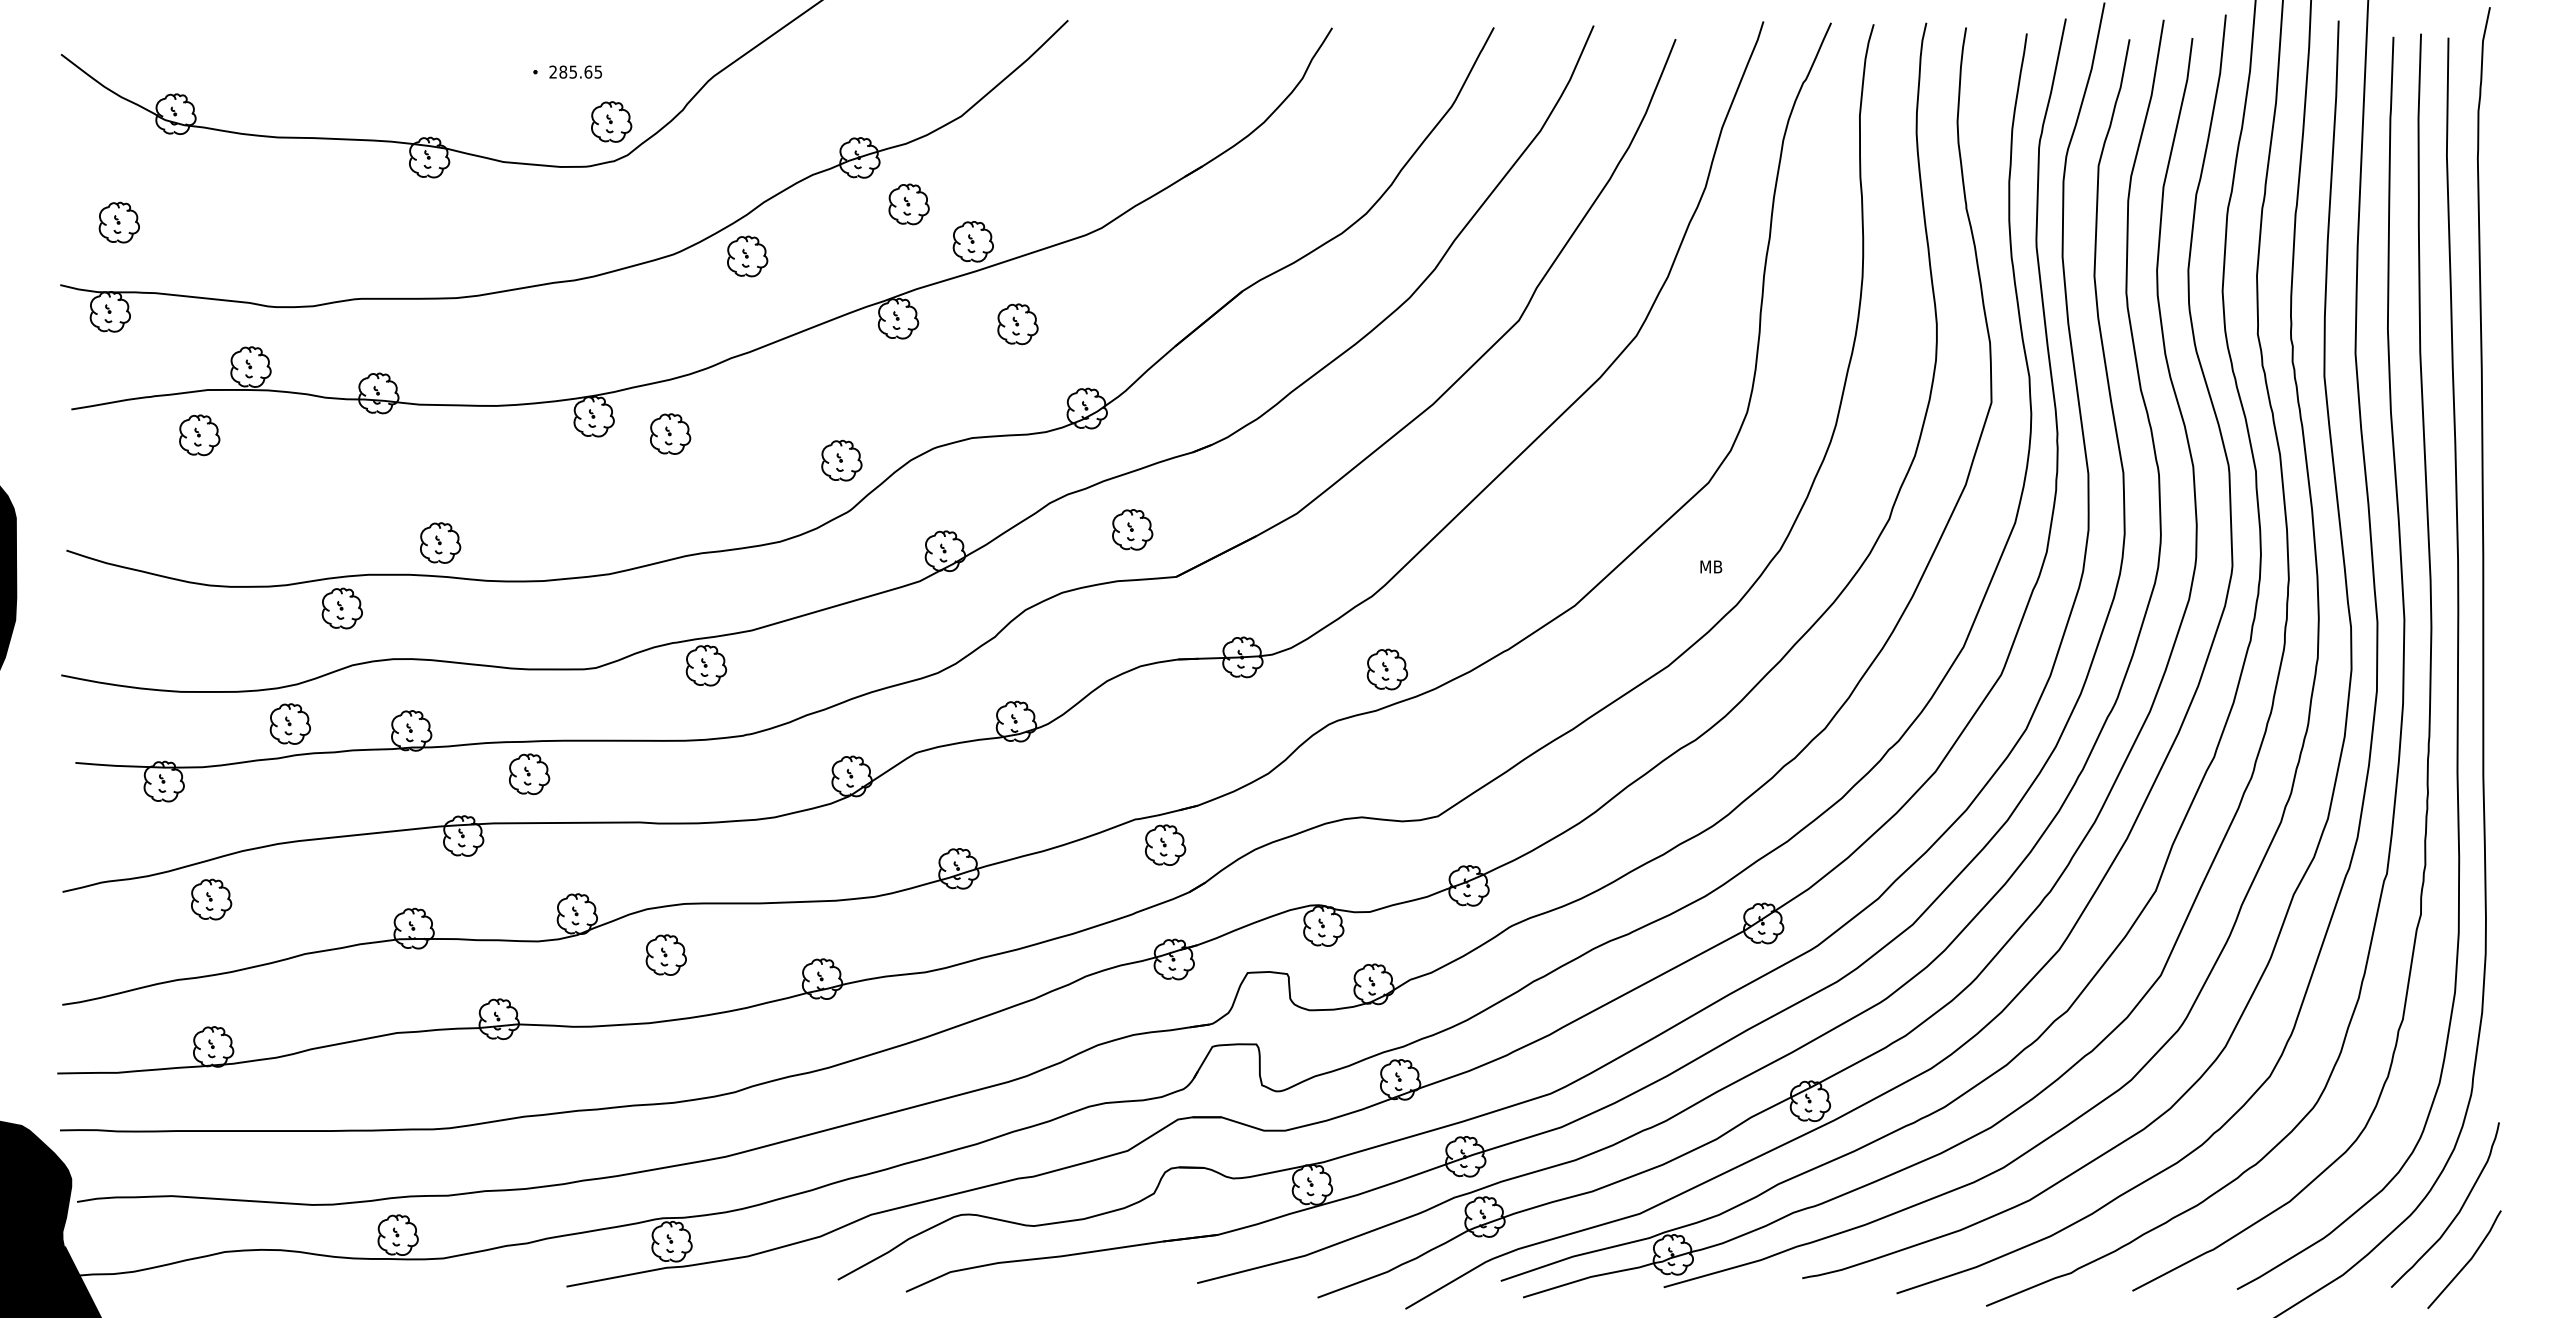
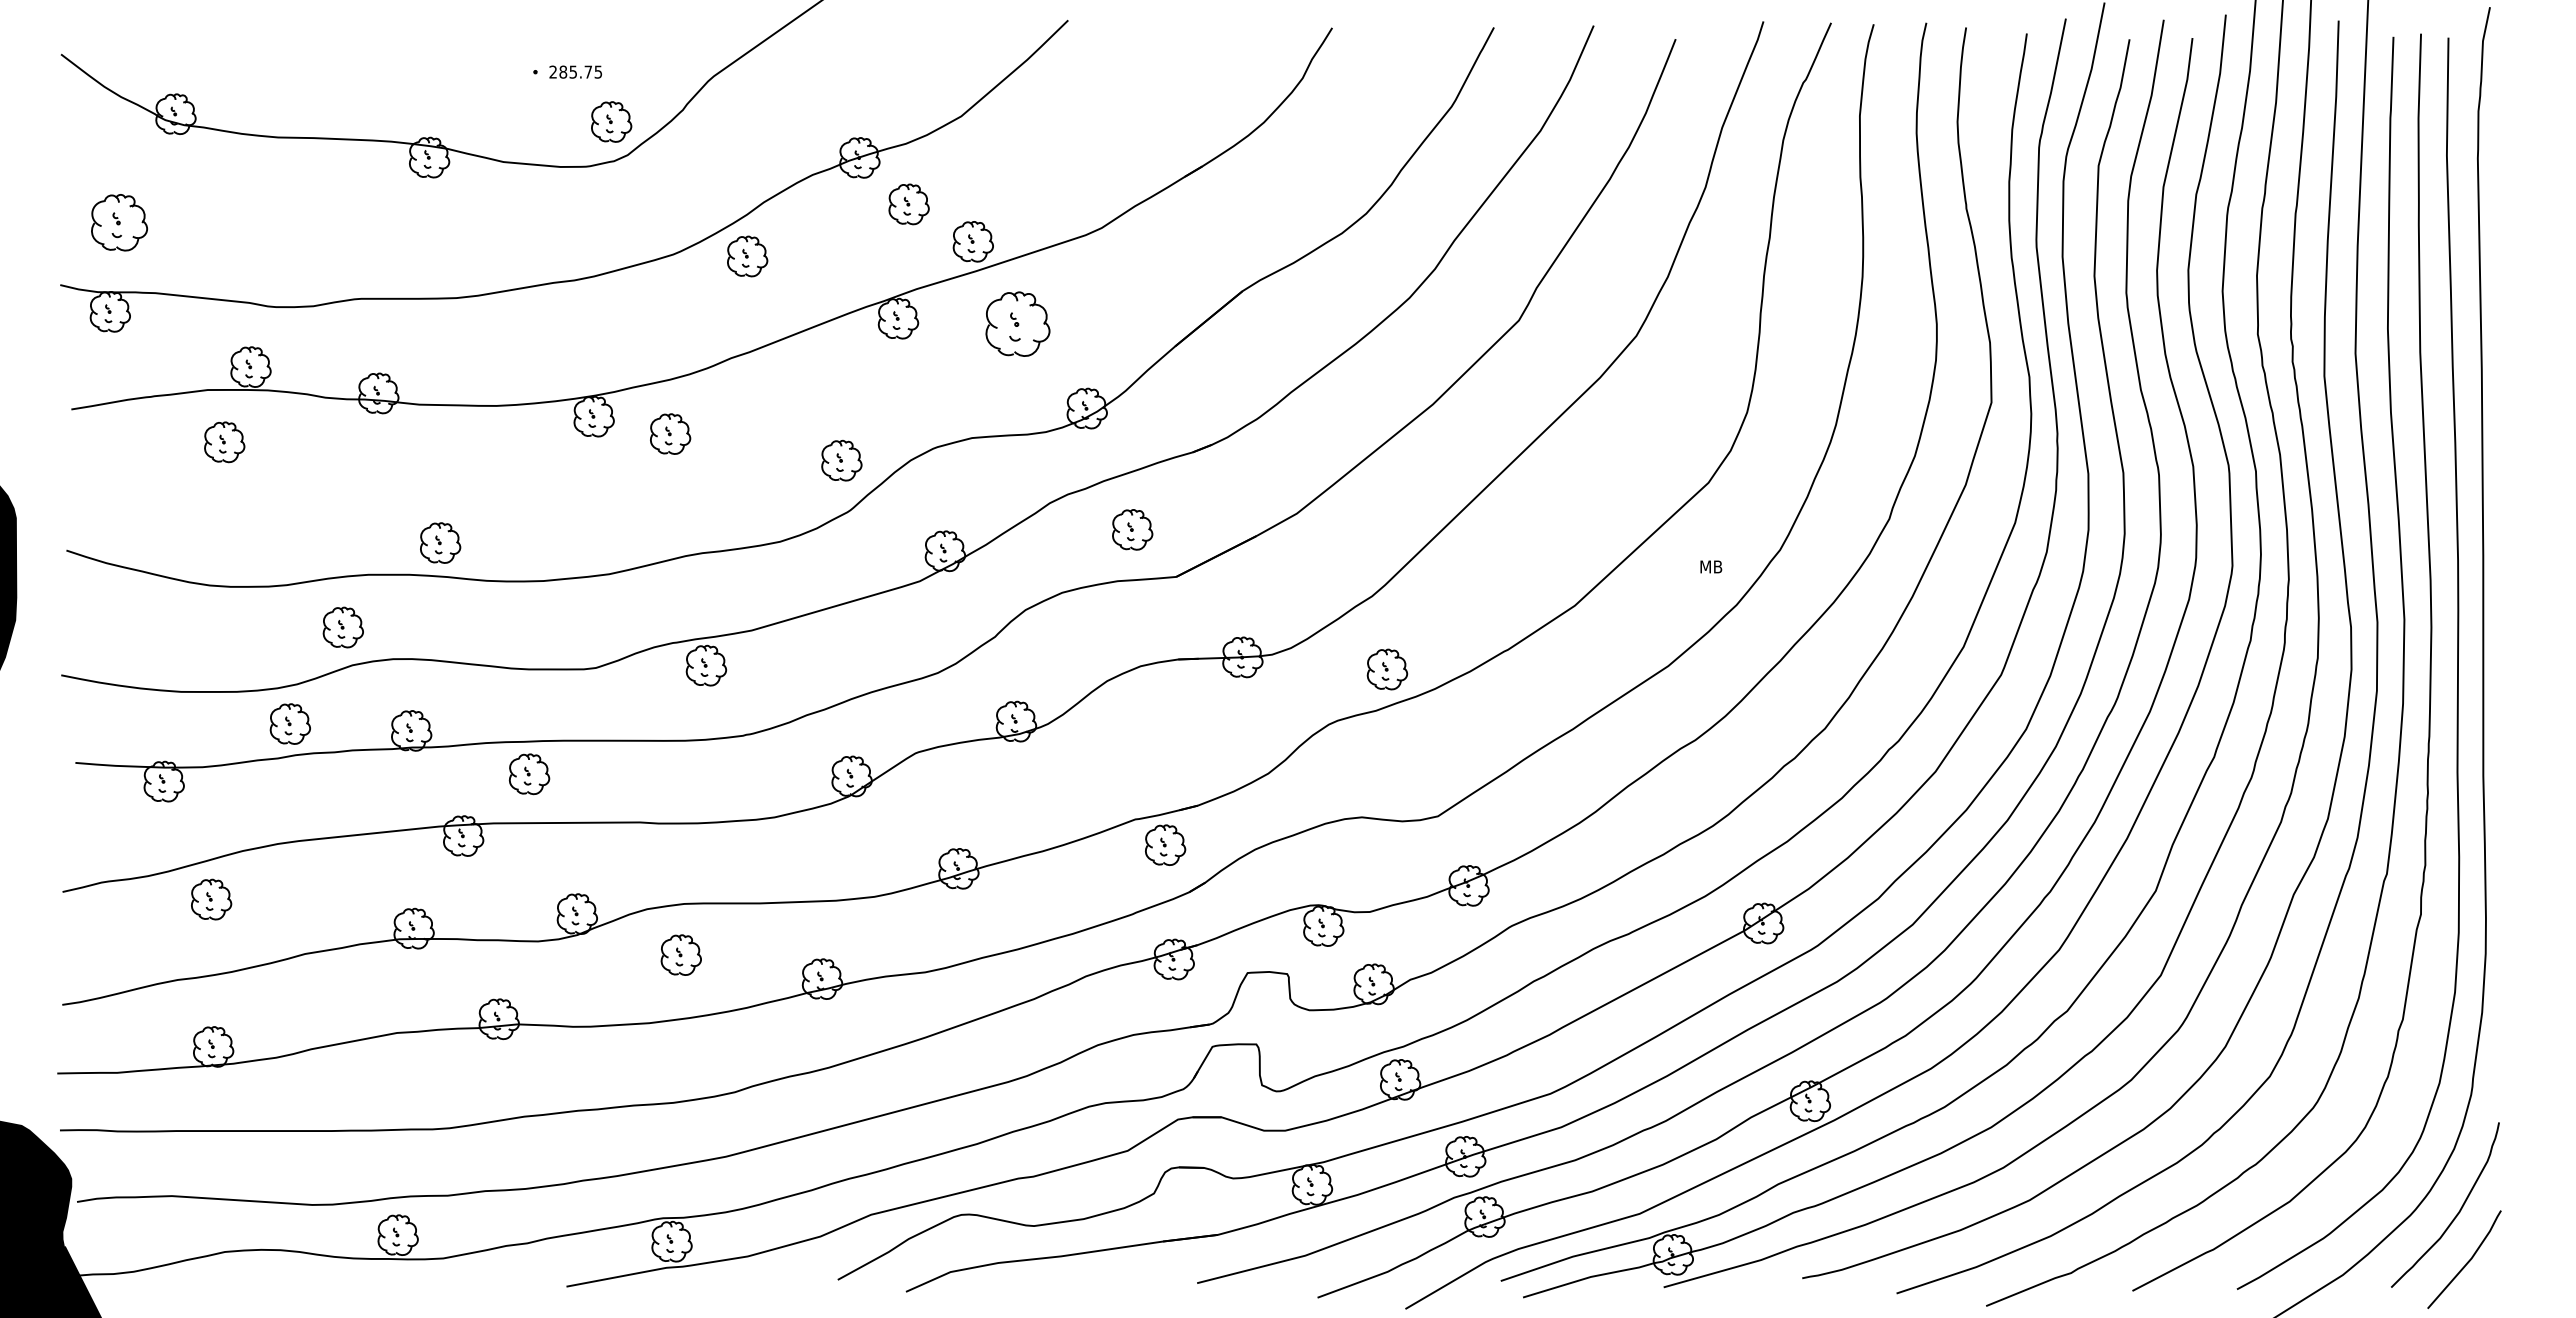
text: 285.65 -> 285.75 (588, 71)
part size: 42x43 px -> 57x58 px (119, 222)
part size: 42x43 px -> 66x66 px (1017, 323)
part position: (199, 435) -> (224, 442) (224, 442)
part position: (341, 608) -> (342, 627) (342, 627)
part position: (665, 954) -> (680, 954) (680, 954)
